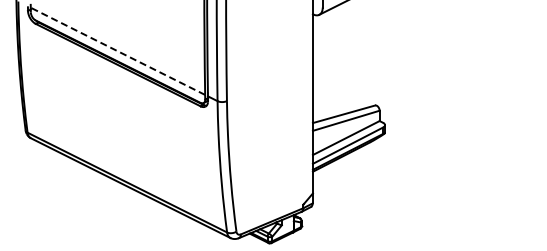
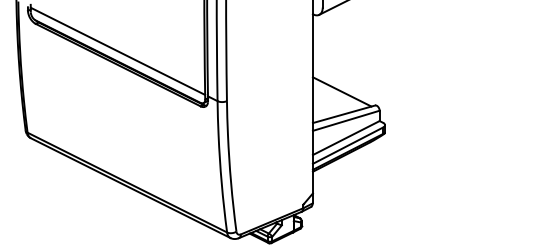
line: dashed -> solid (117, 51)
line: none -> present (341, 91)
